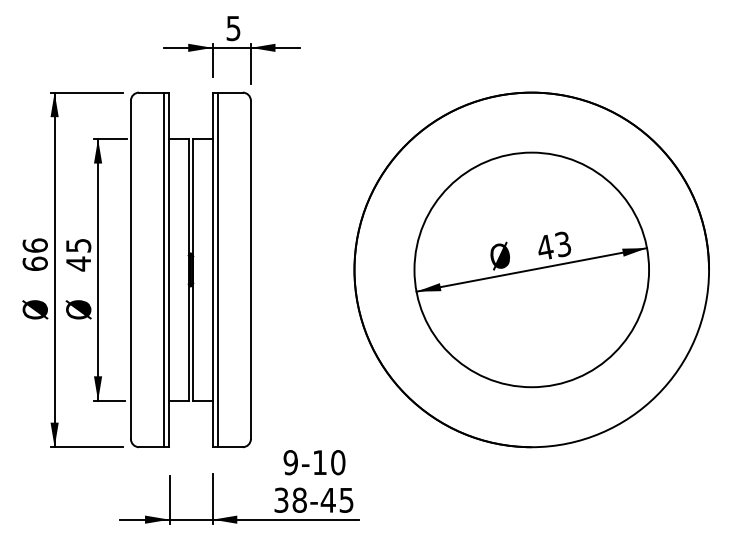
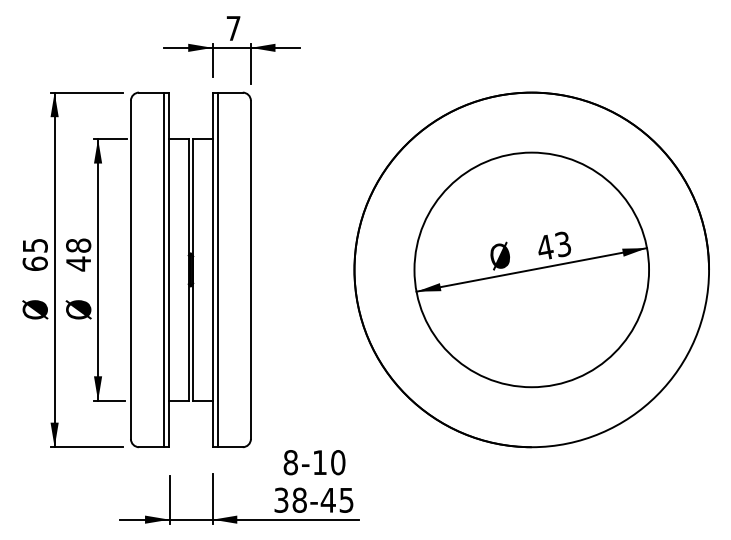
text: 5 -> 7 (233, 28)
text: 66 -> 65 (34, 245)
text: 45 -> 48 (78, 245)
text: 9 -> 8 (290, 462)
